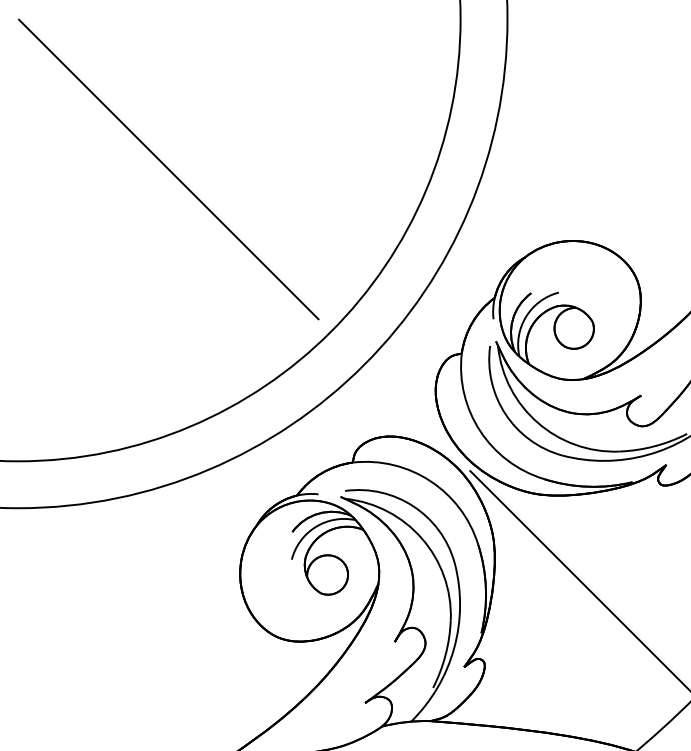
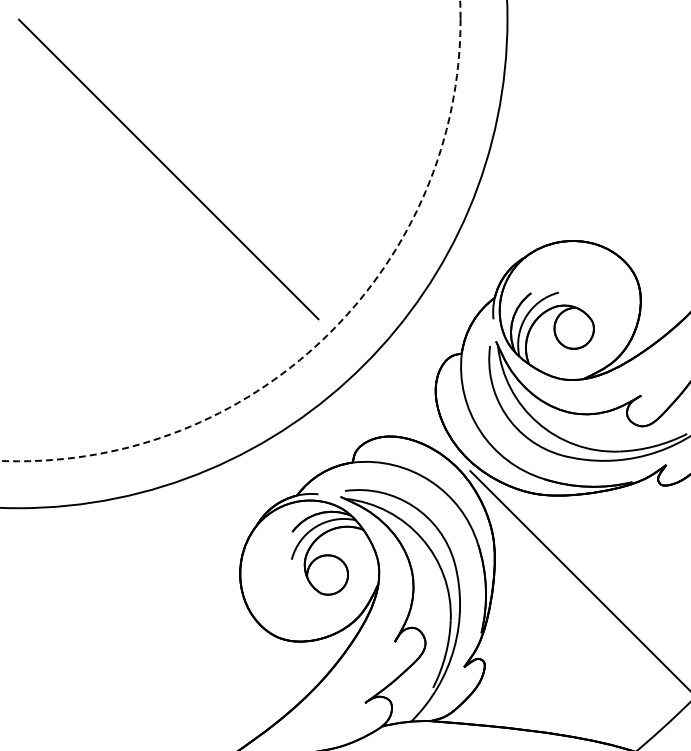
circle: solid -> dashed (230, 230)
